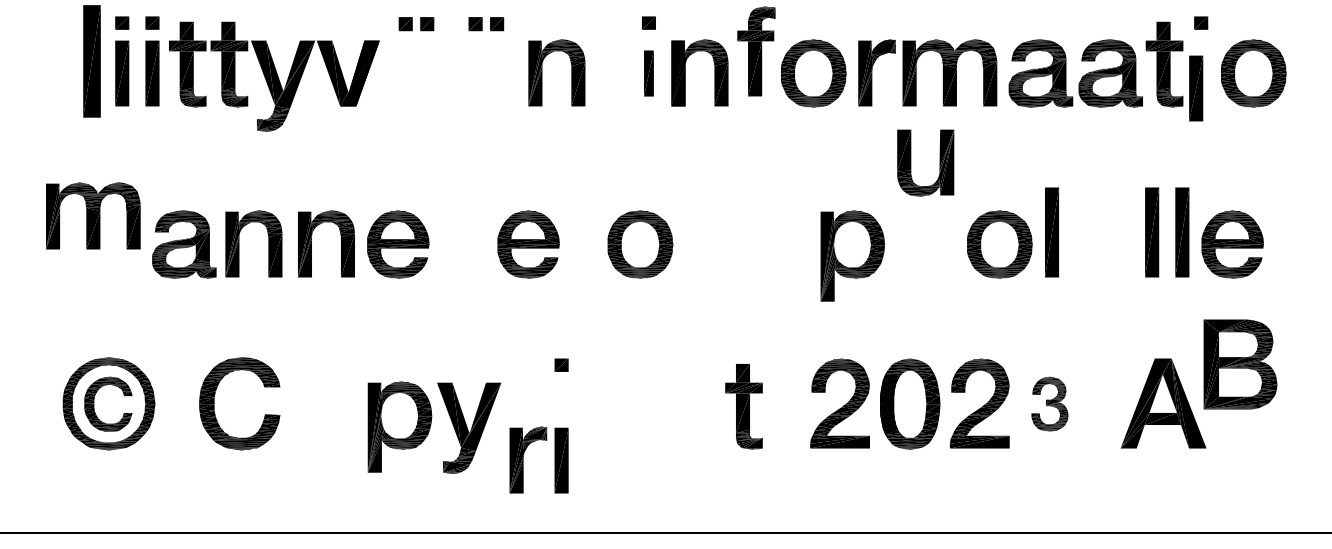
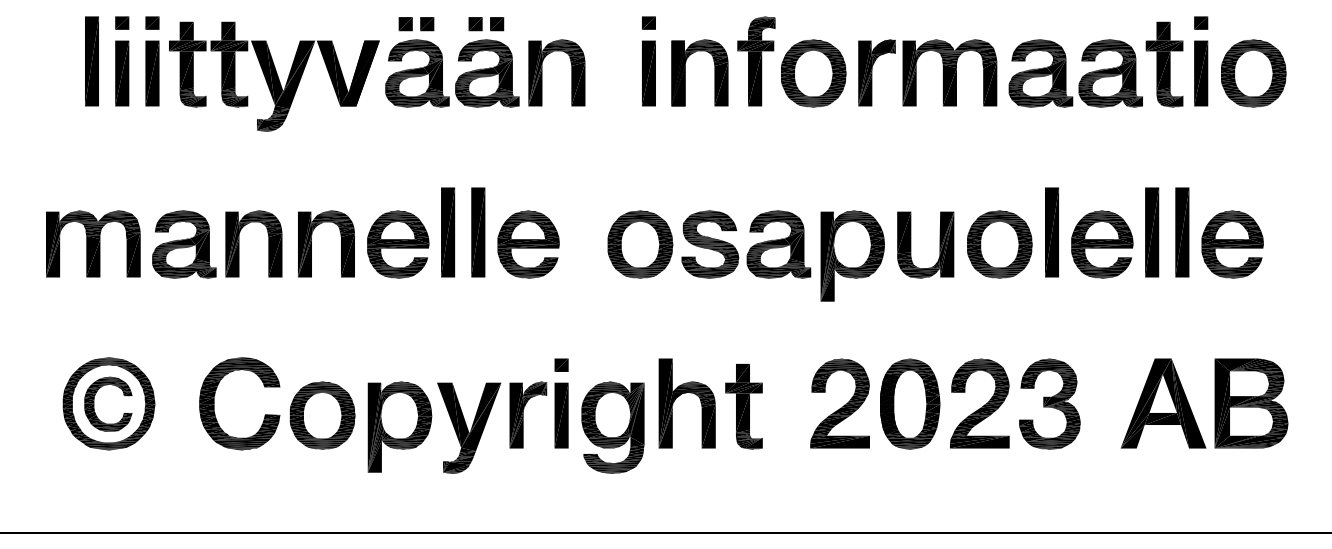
part position: (756, 51) -> (756, 61) (756, 61)
part size: 18x113 px -> 14x91 px (91, 61)
part size: 10x47 px -> 14x67 px (648, 73)
part: none -> present (457, 78)
part position: (1196, 88) -> (1201, 73) (1201, 73)
part position: (911, 162) -> (911, 244) (911, 244)
part position: (93, 215) -> (93, 243) (93, 243)
part: none -> present (448, 232)
part: none -> present (478, 232)
part: none -> present (746, 244)
part: none -> present (1102, 244)
part position: (1240, 364) -> (1251, 403) (1251, 403)
part: none -> present (682, 394)
part size: 38x56 px -> 62x92 px (1049, 403)
part: none -> present (322, 415)
part: none -> present (612, 427)
part position: (524, 454) -> (524, 409) (524, 409)
